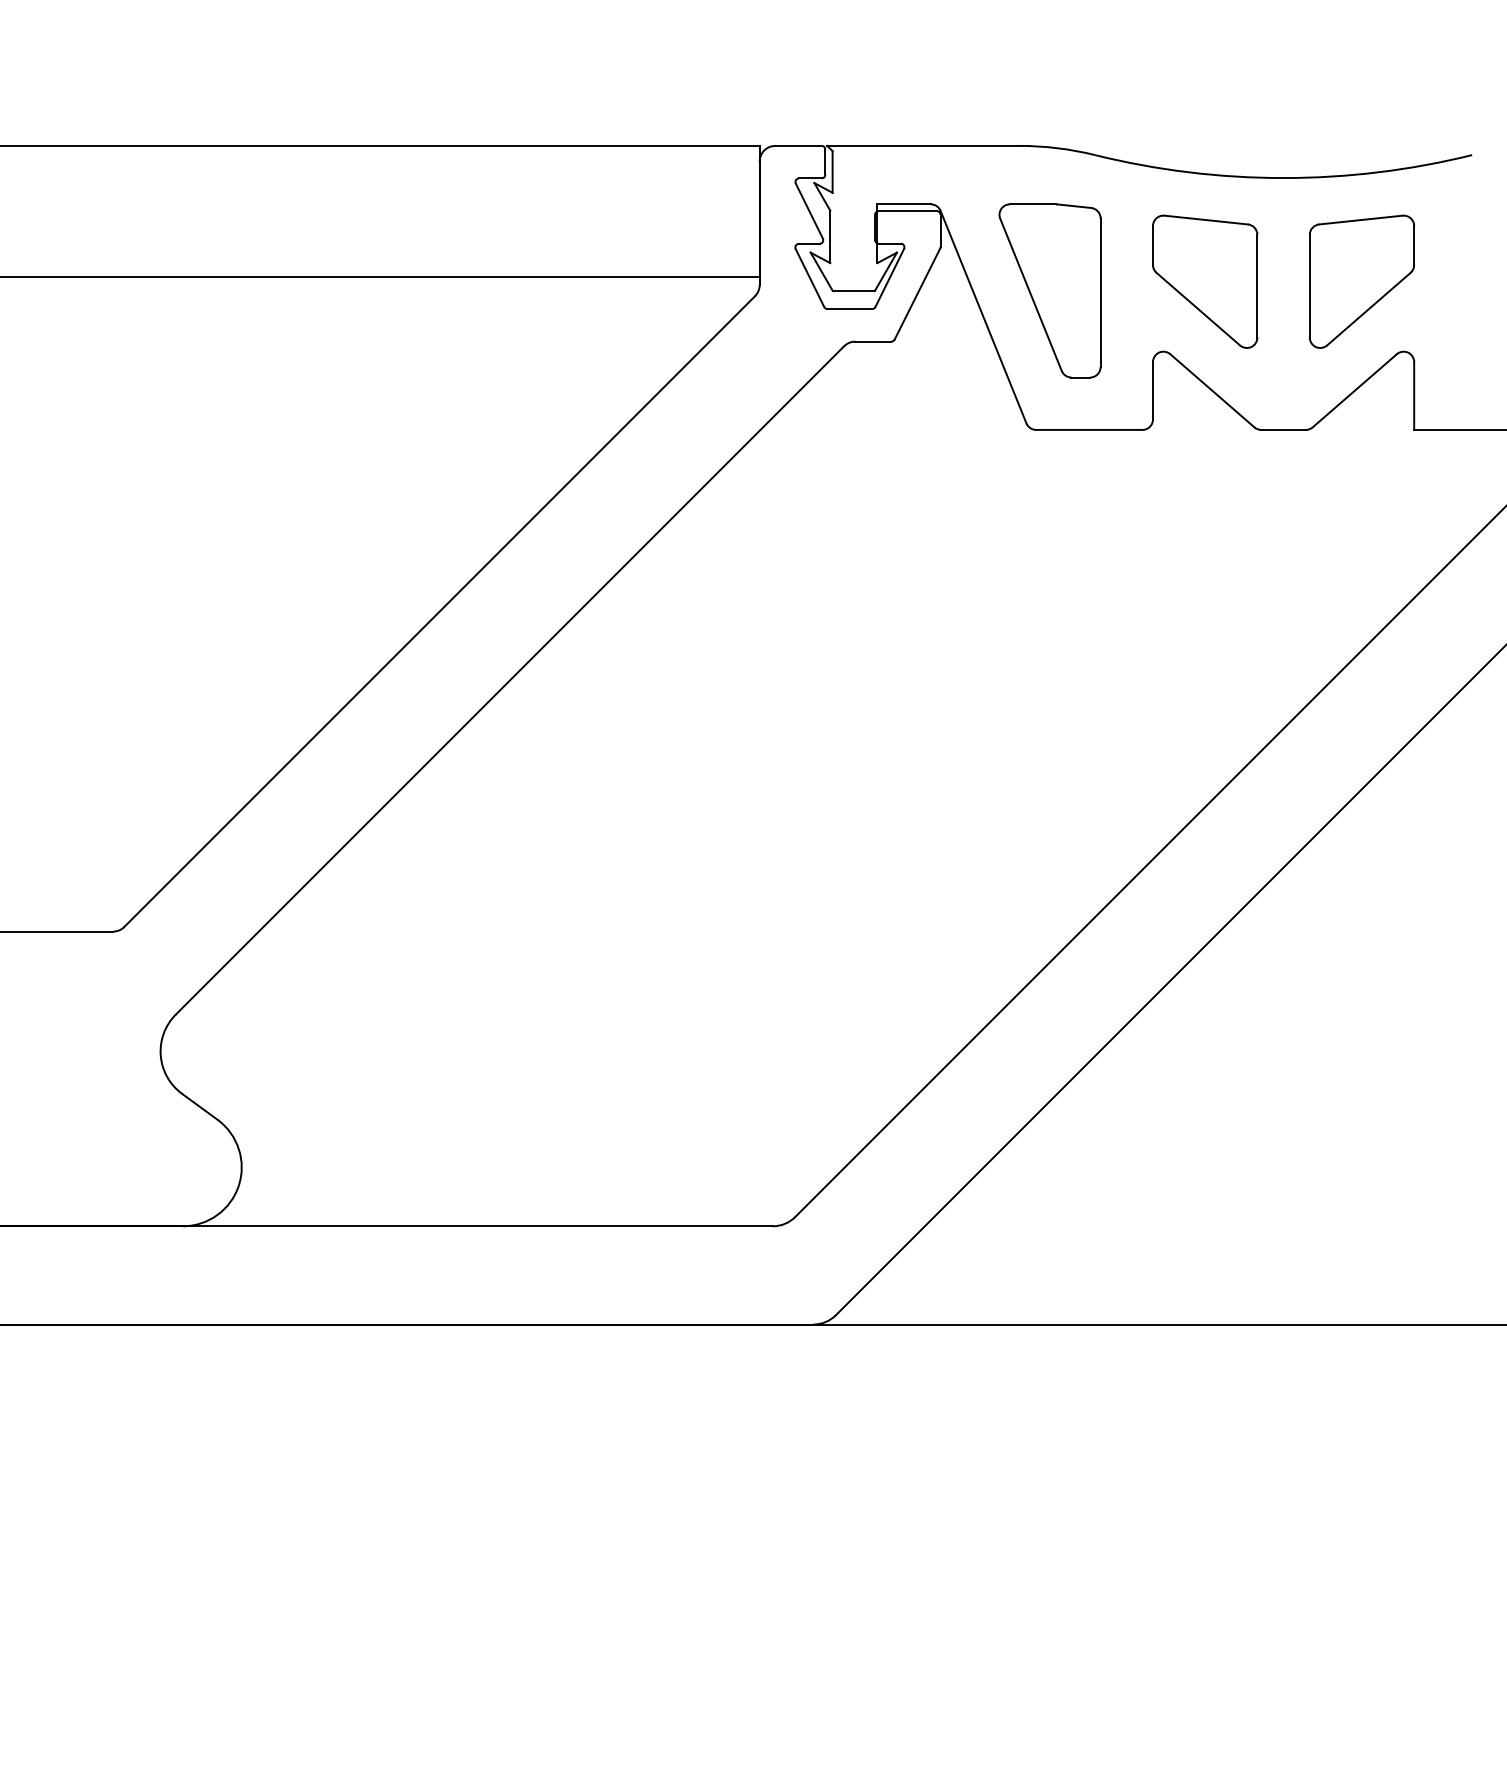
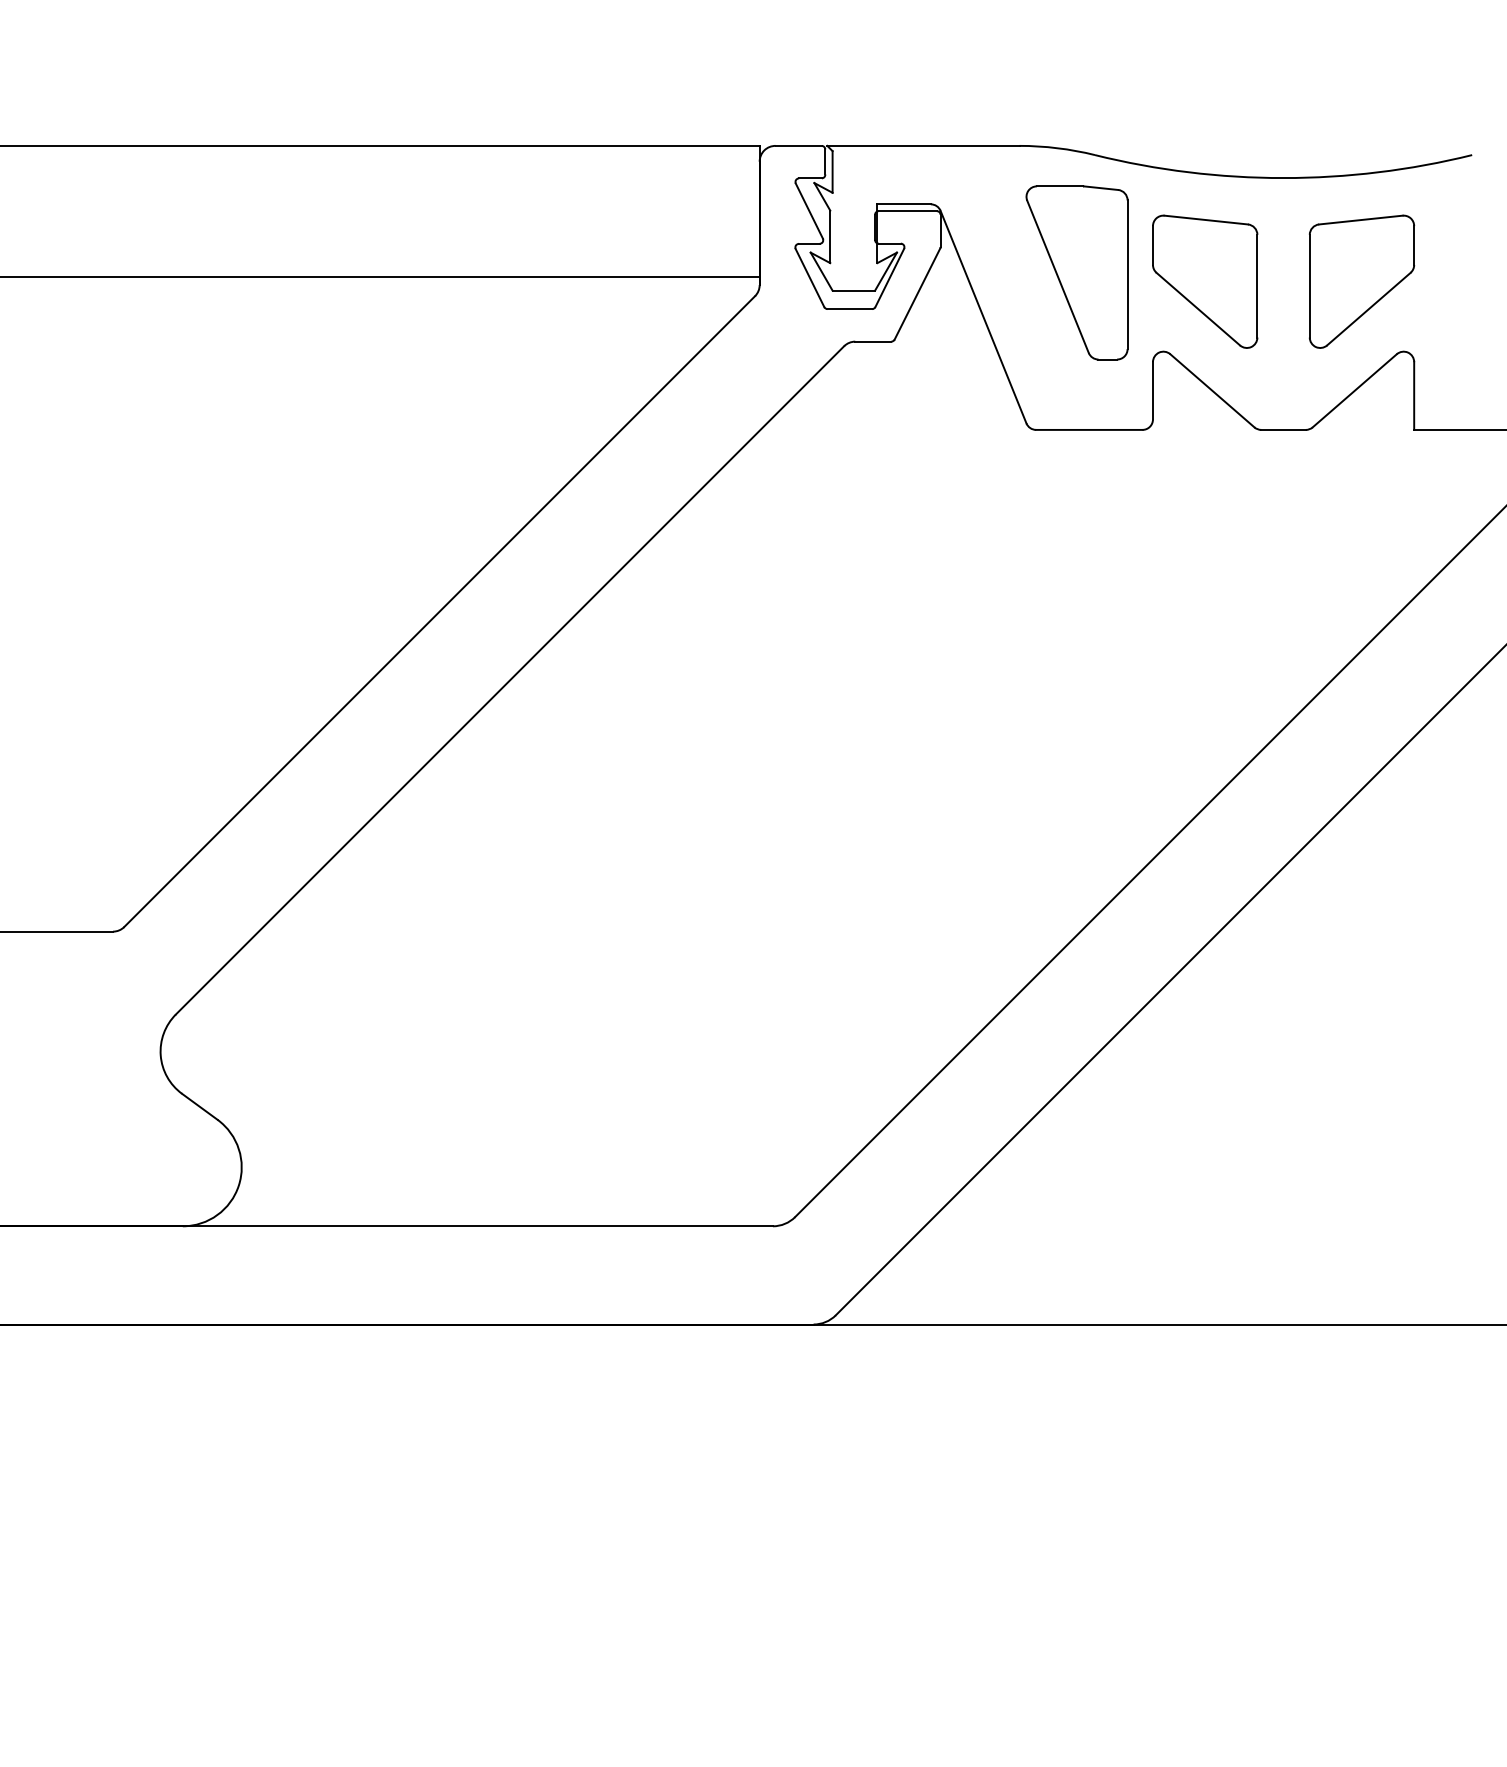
part position: (1049, 290) -> (1076, 272) (1076, 272)
